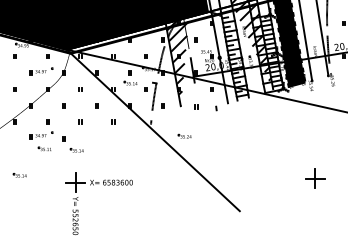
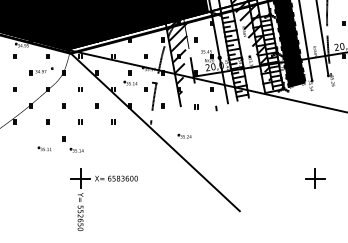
part: present -> none (41, 135)
part: present -> none (19, 175)
part position: (93, 185) -> (98, 181) (98, 181)
